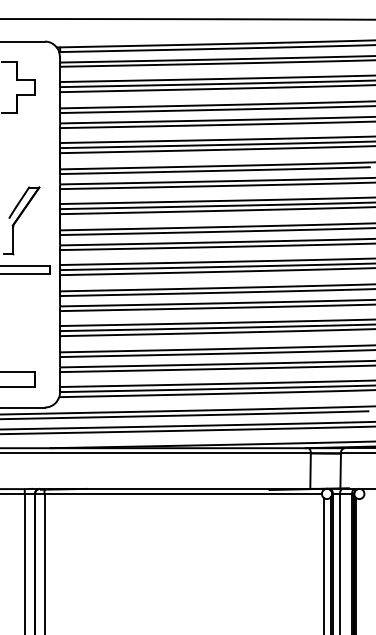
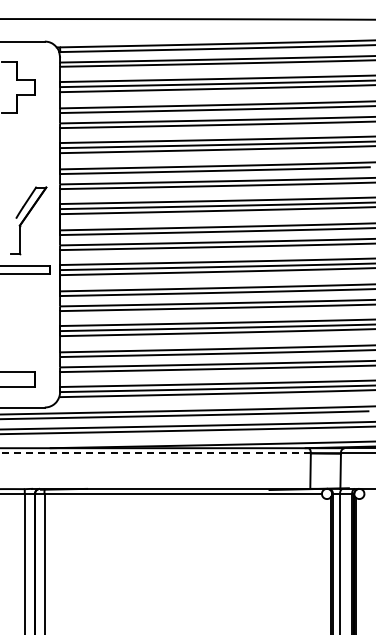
part position: (21, 220) -> (28, 220) (28, 220)
line: solid -> dashed (154, 453)
line: present -> none (324, 564)
